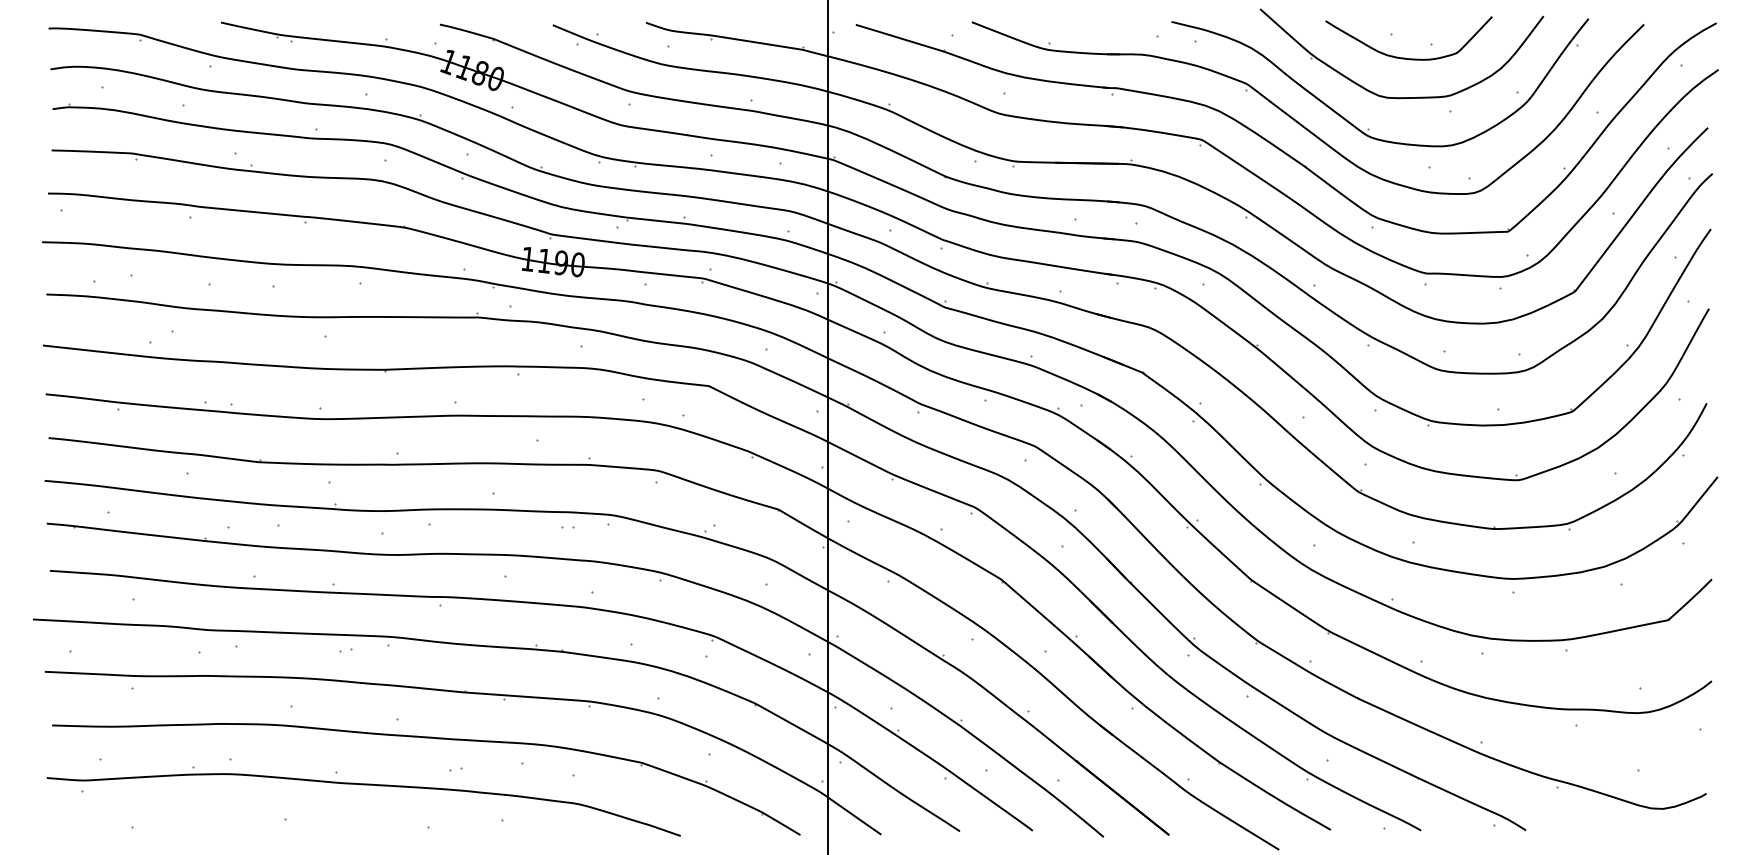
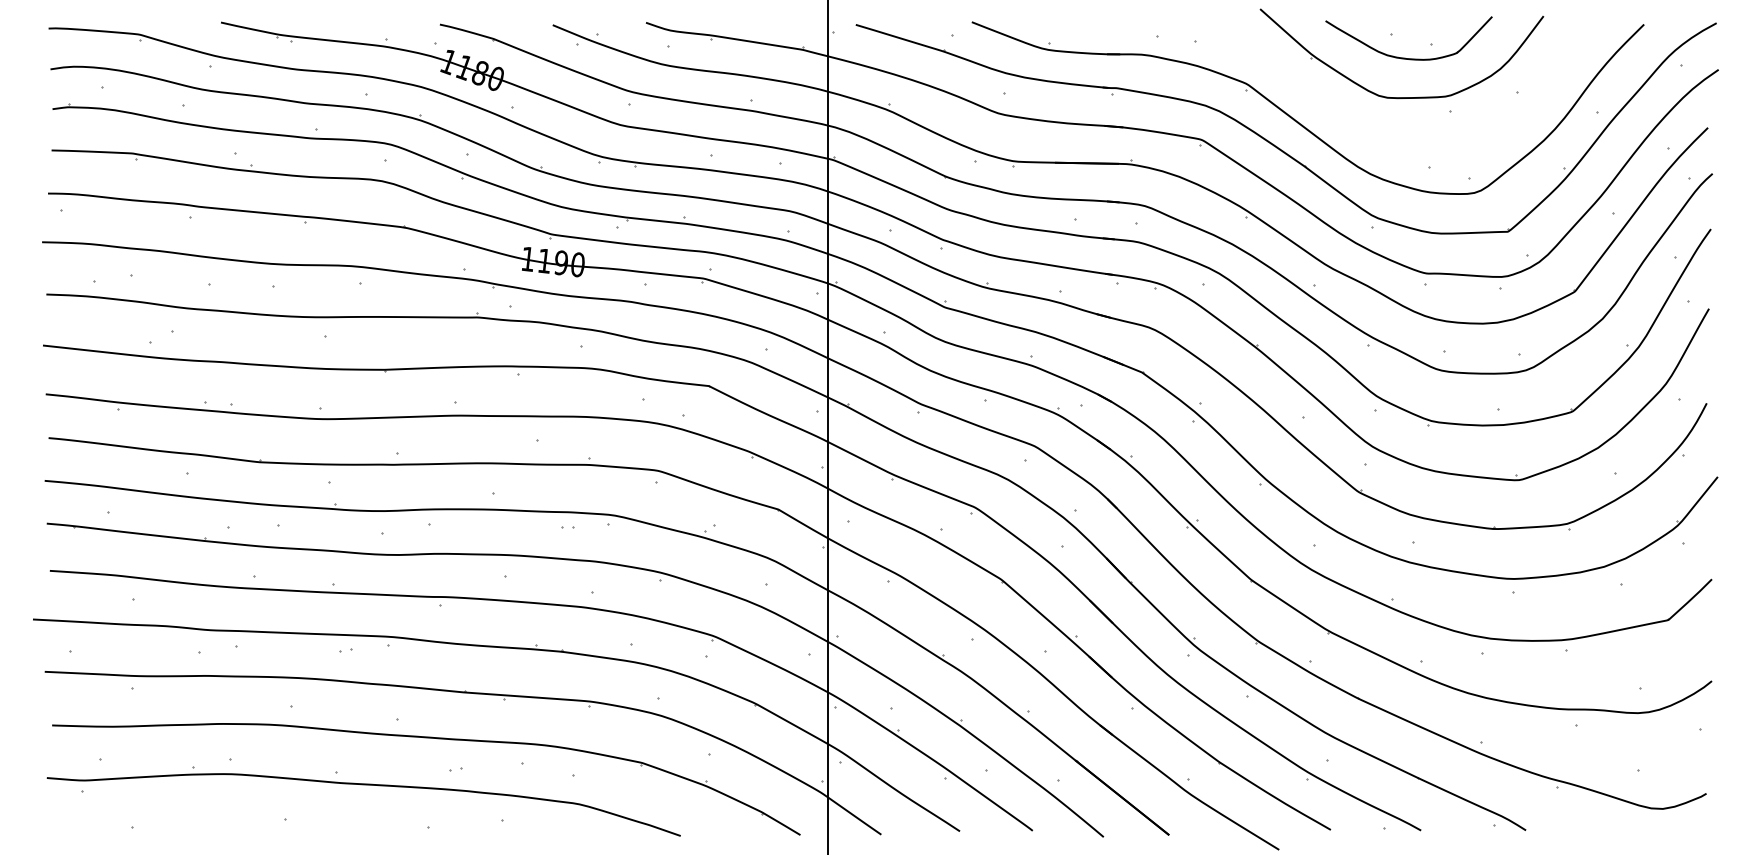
part: present -> none (1368, 128)
